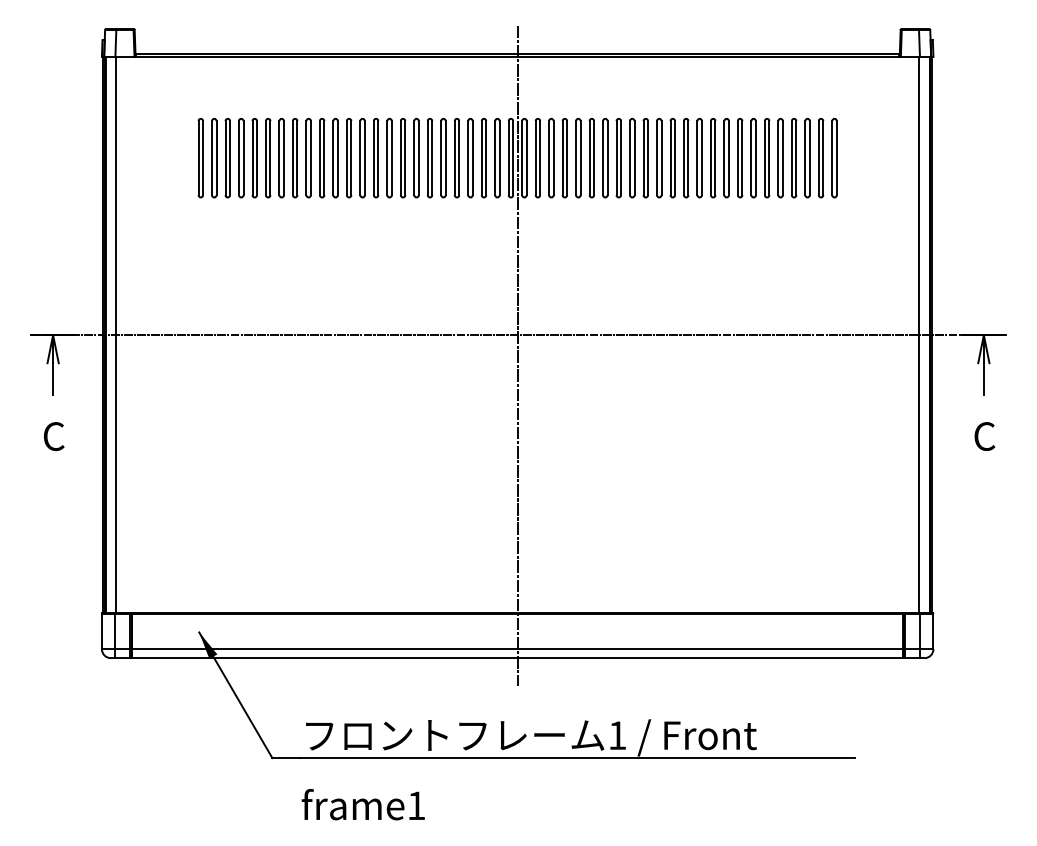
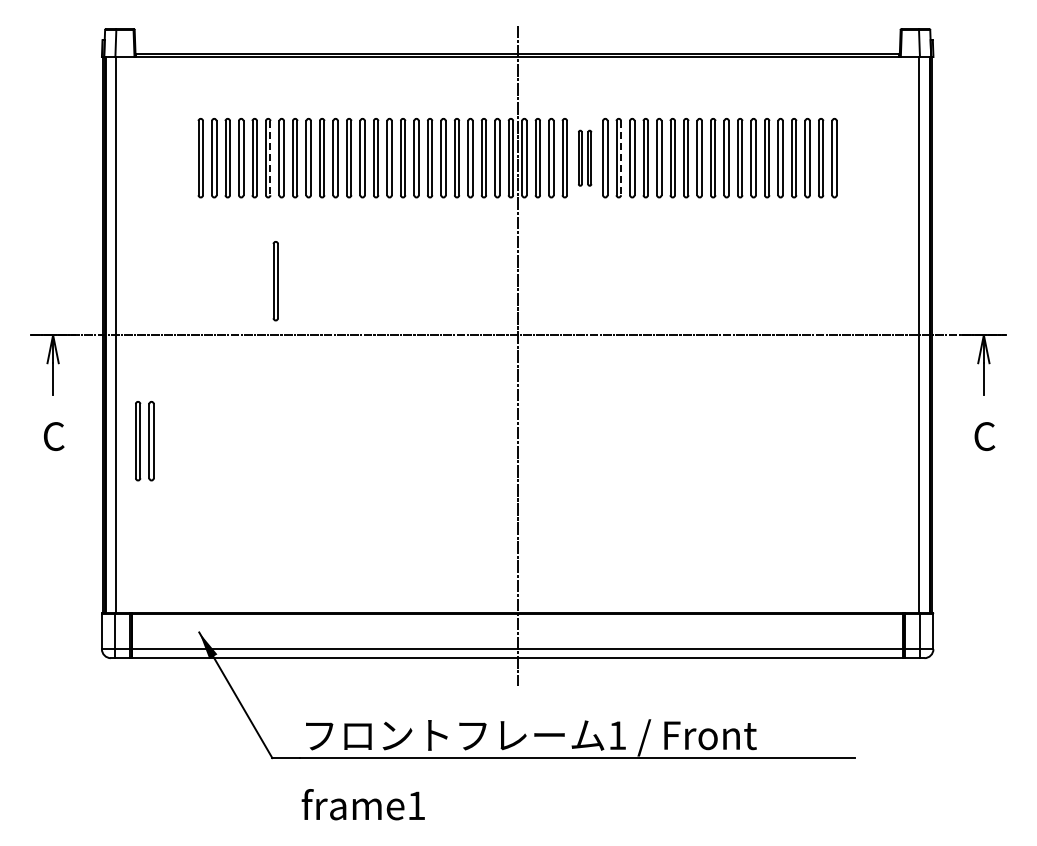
line: solid -> dashed (270, 158)
part size: 20x81 px -> 15x58 px (585, 157)
line: solid -> dashed (621, 158)
part: none -> present (275, 281)
part: none -> present (144, 441)
